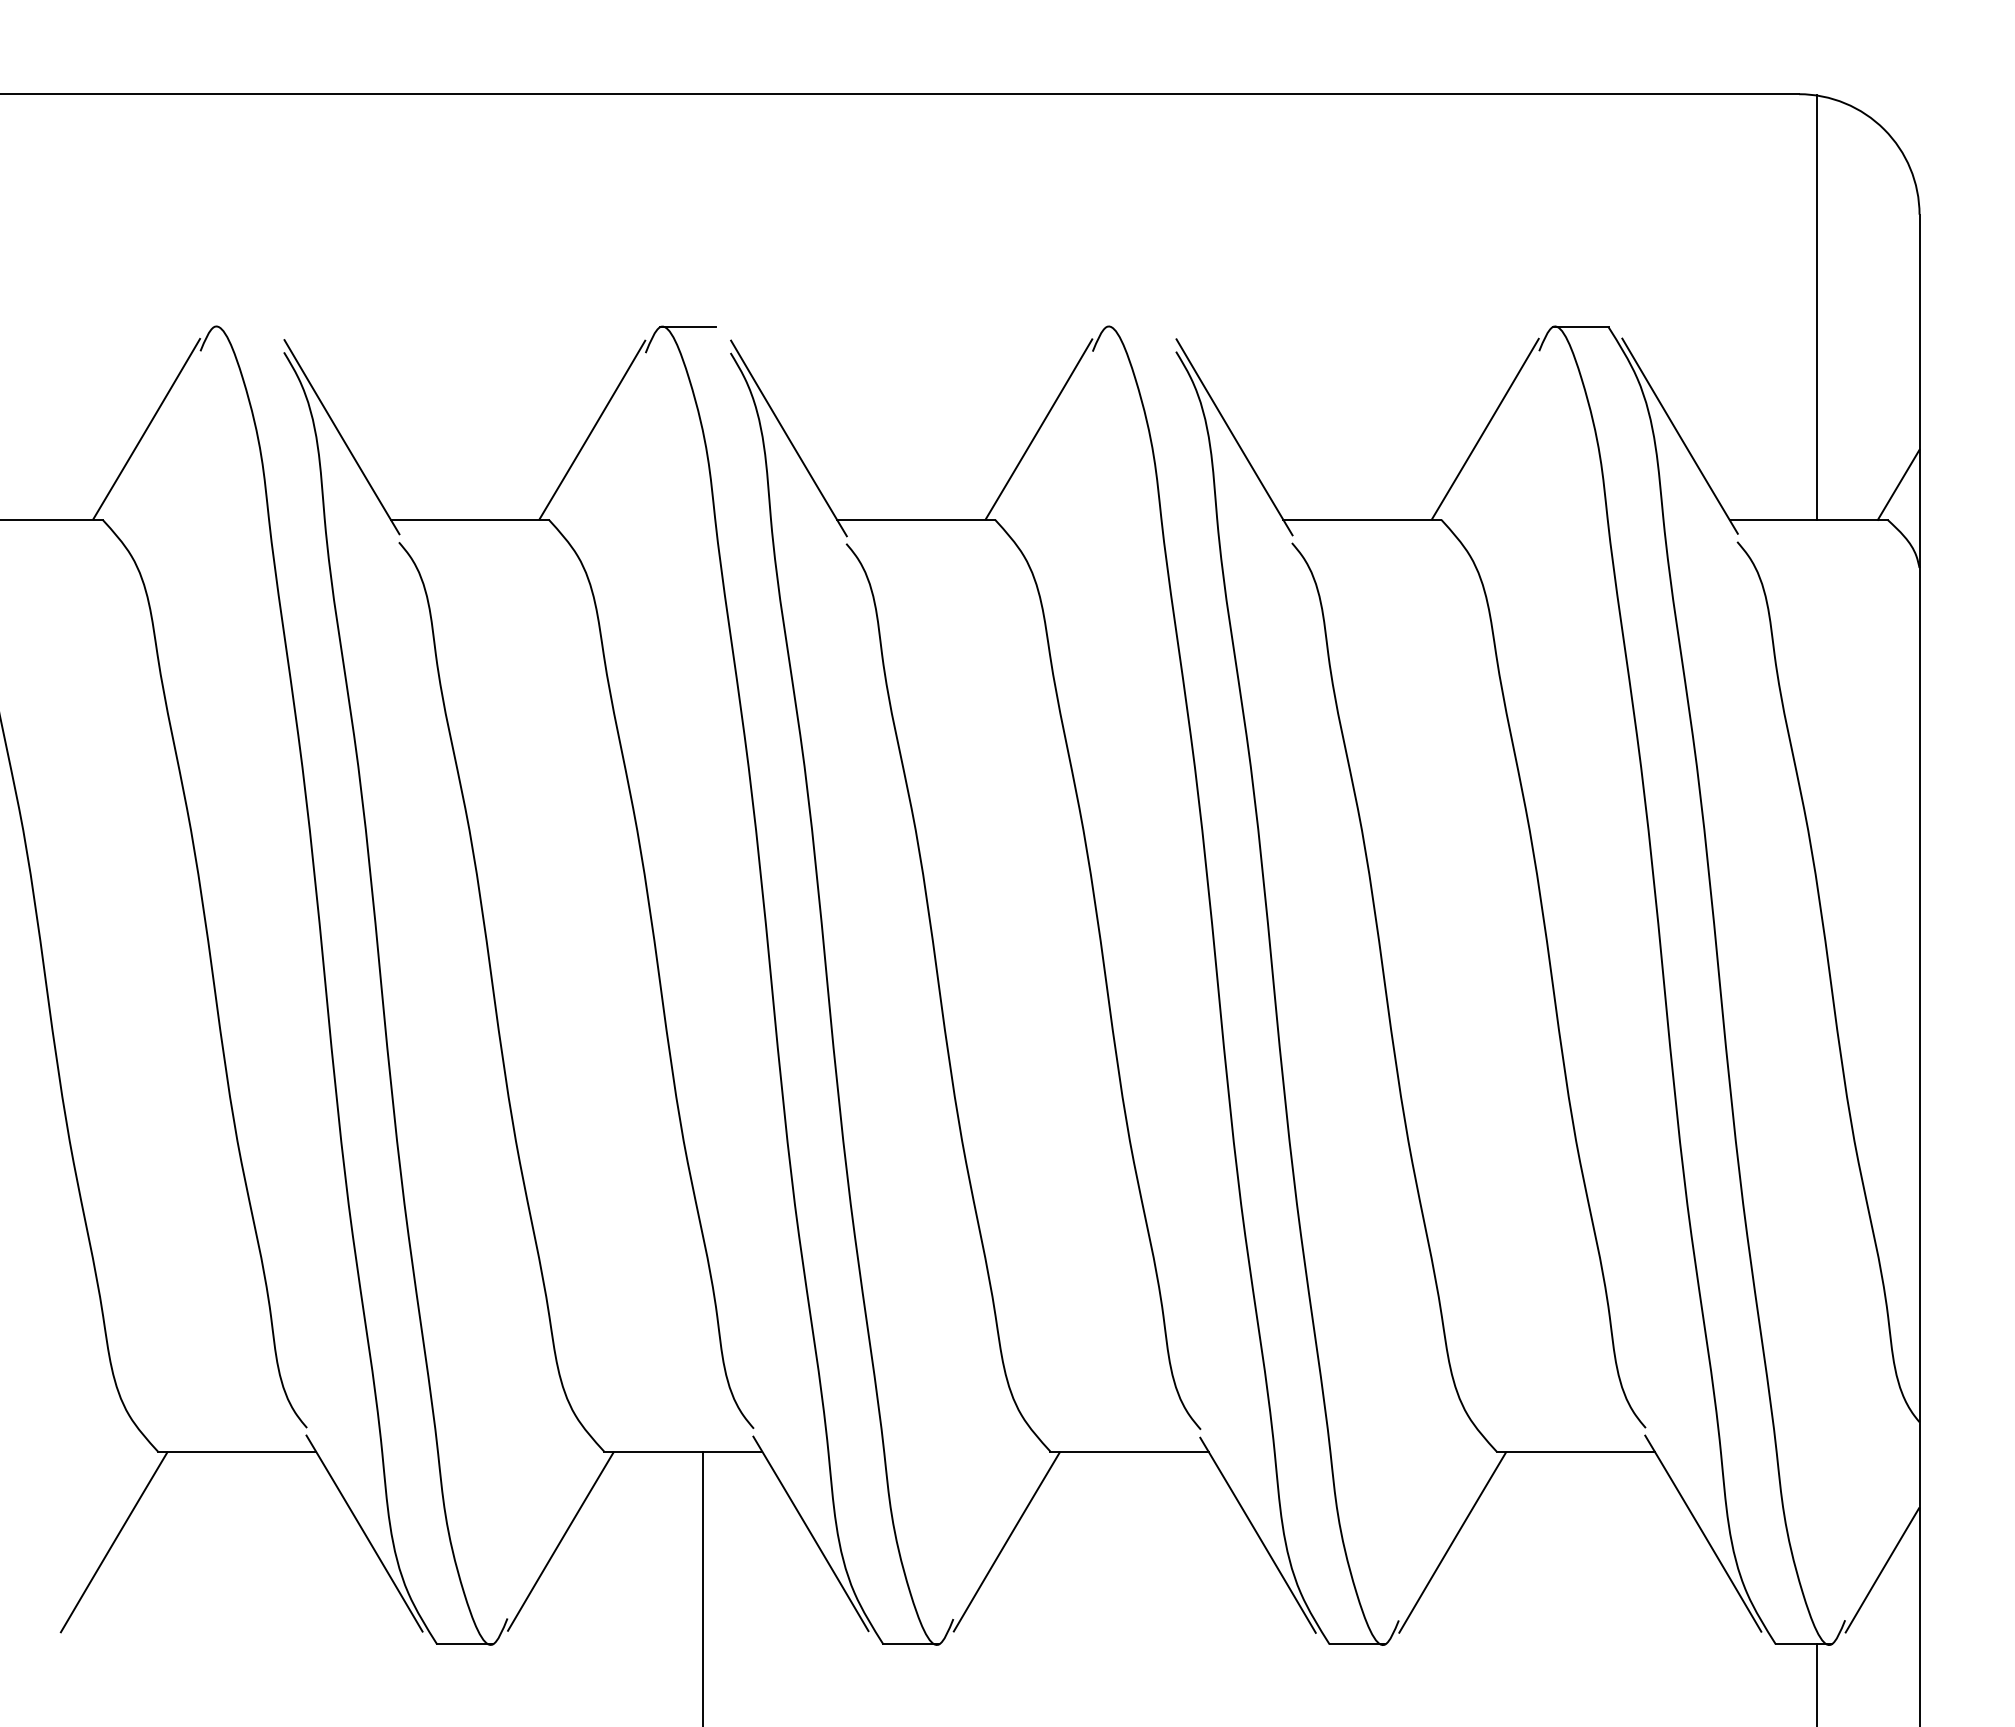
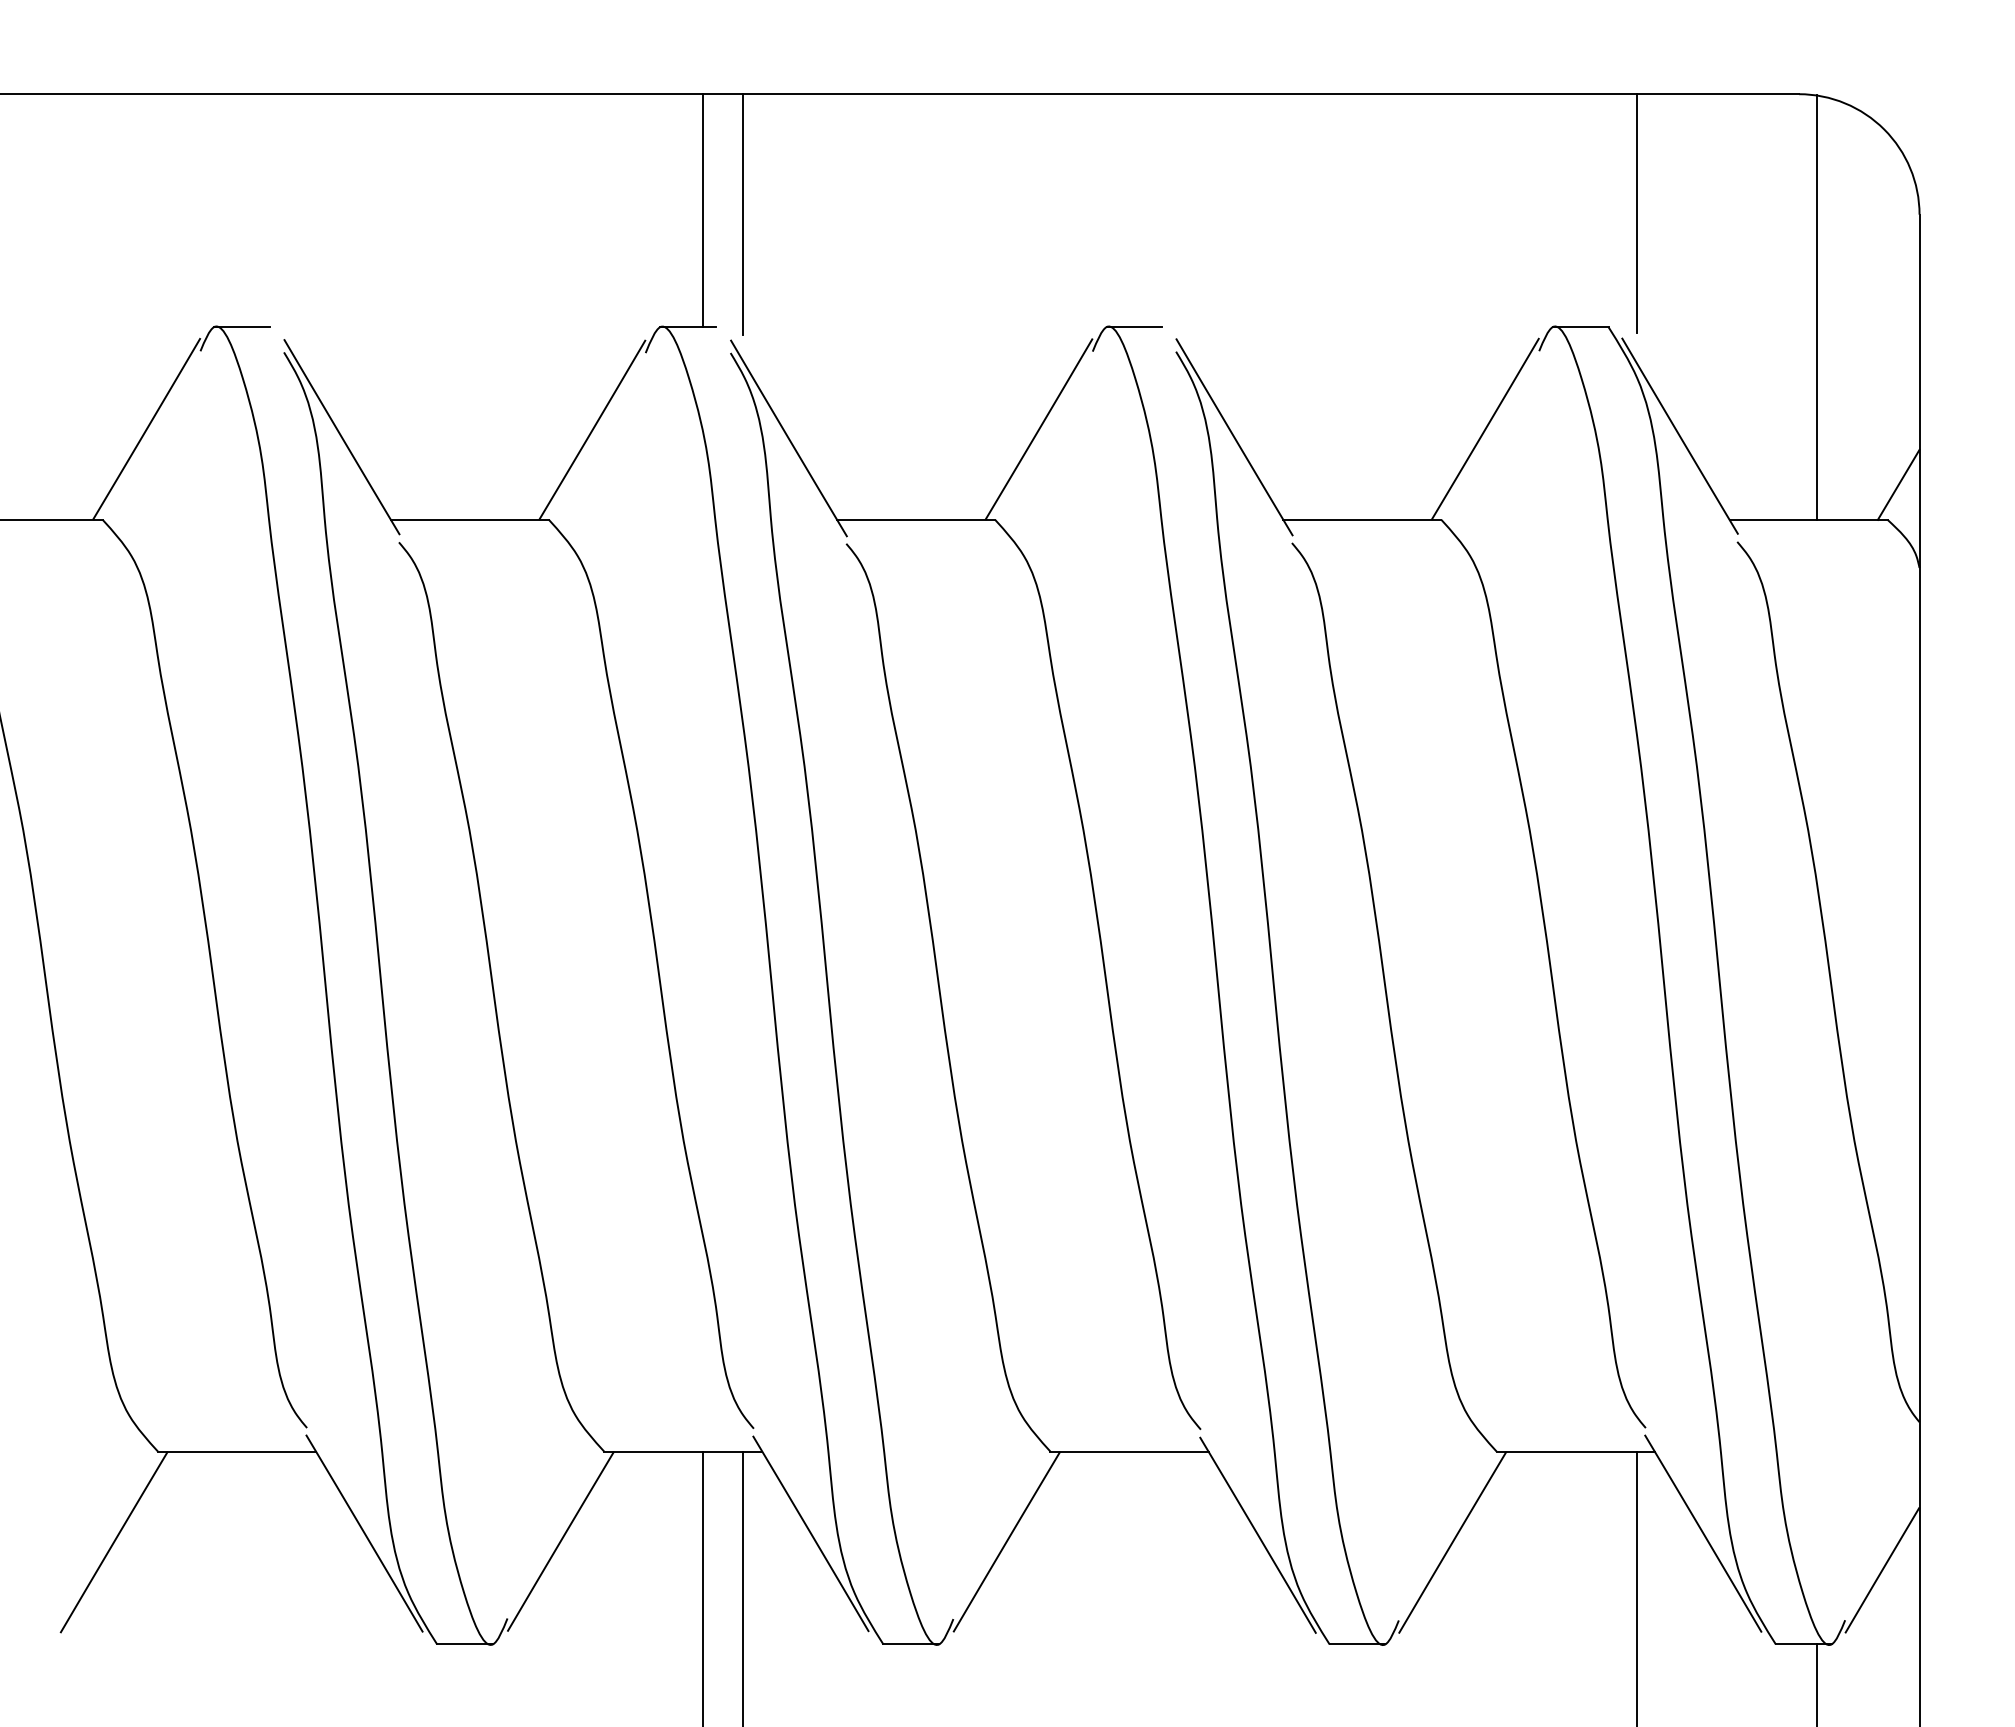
line: none -> present (702, 210)
line: none -> present (1636, 213)
line: none -> present (742, 214)
line: none -> present (241, 327)
line: none -> present (1134, 327)
line: none -> present (742, 1587)
line: none -> present (1636, 1587)
